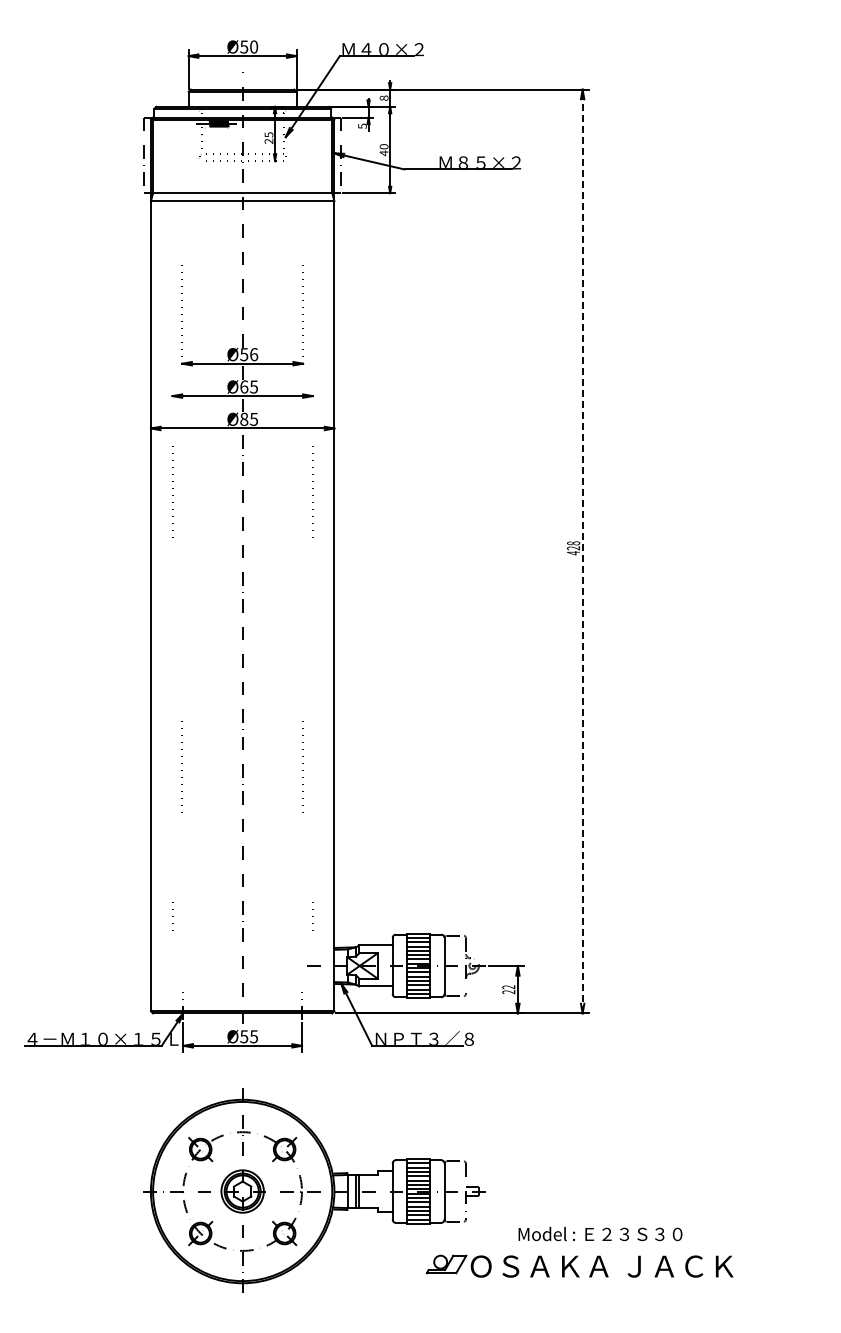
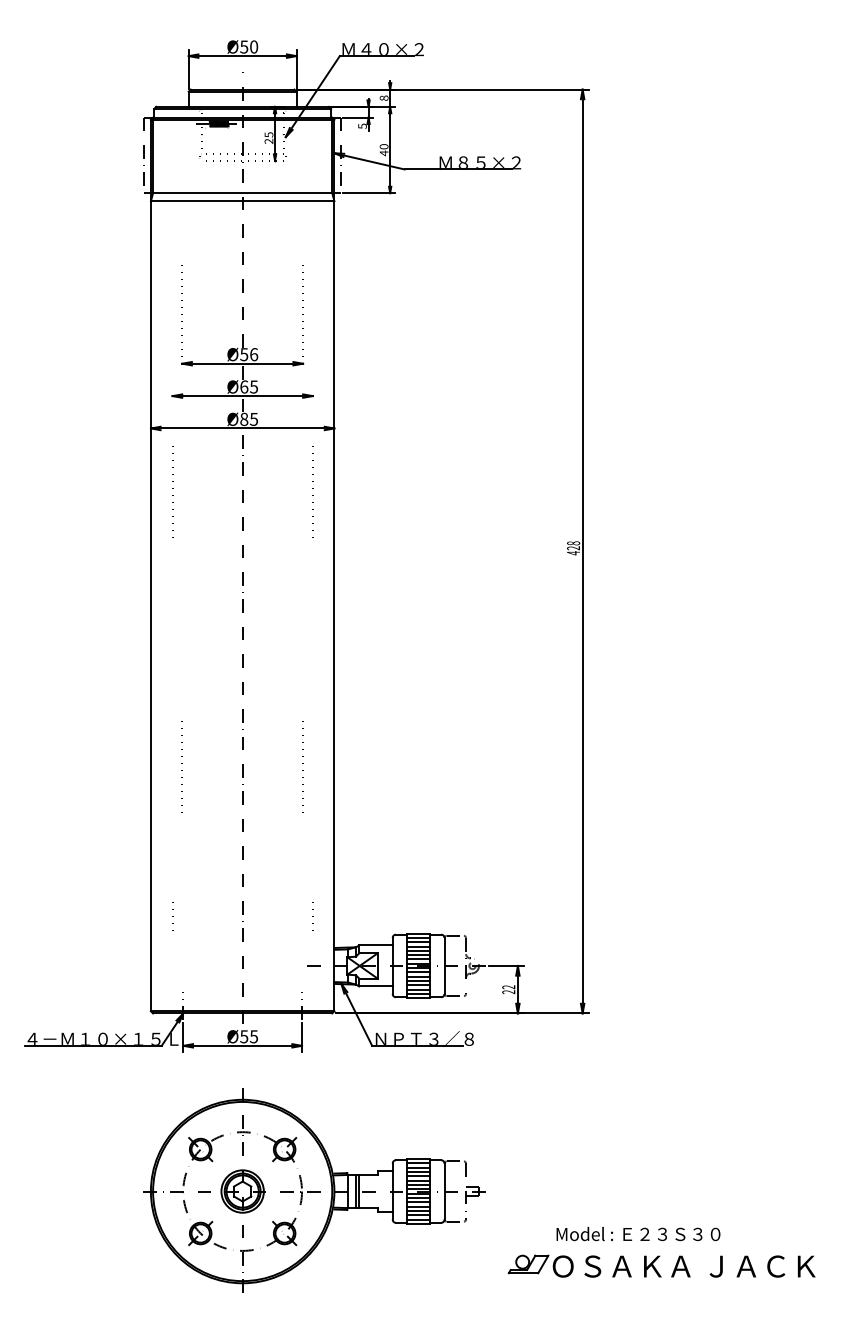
line: dashed -> solid (582, 551)
text position: (600, 1234) -> (638, 1234) (638, 1234)
part position: (573, 1267) -> (655, 1267) (655, 1267)
